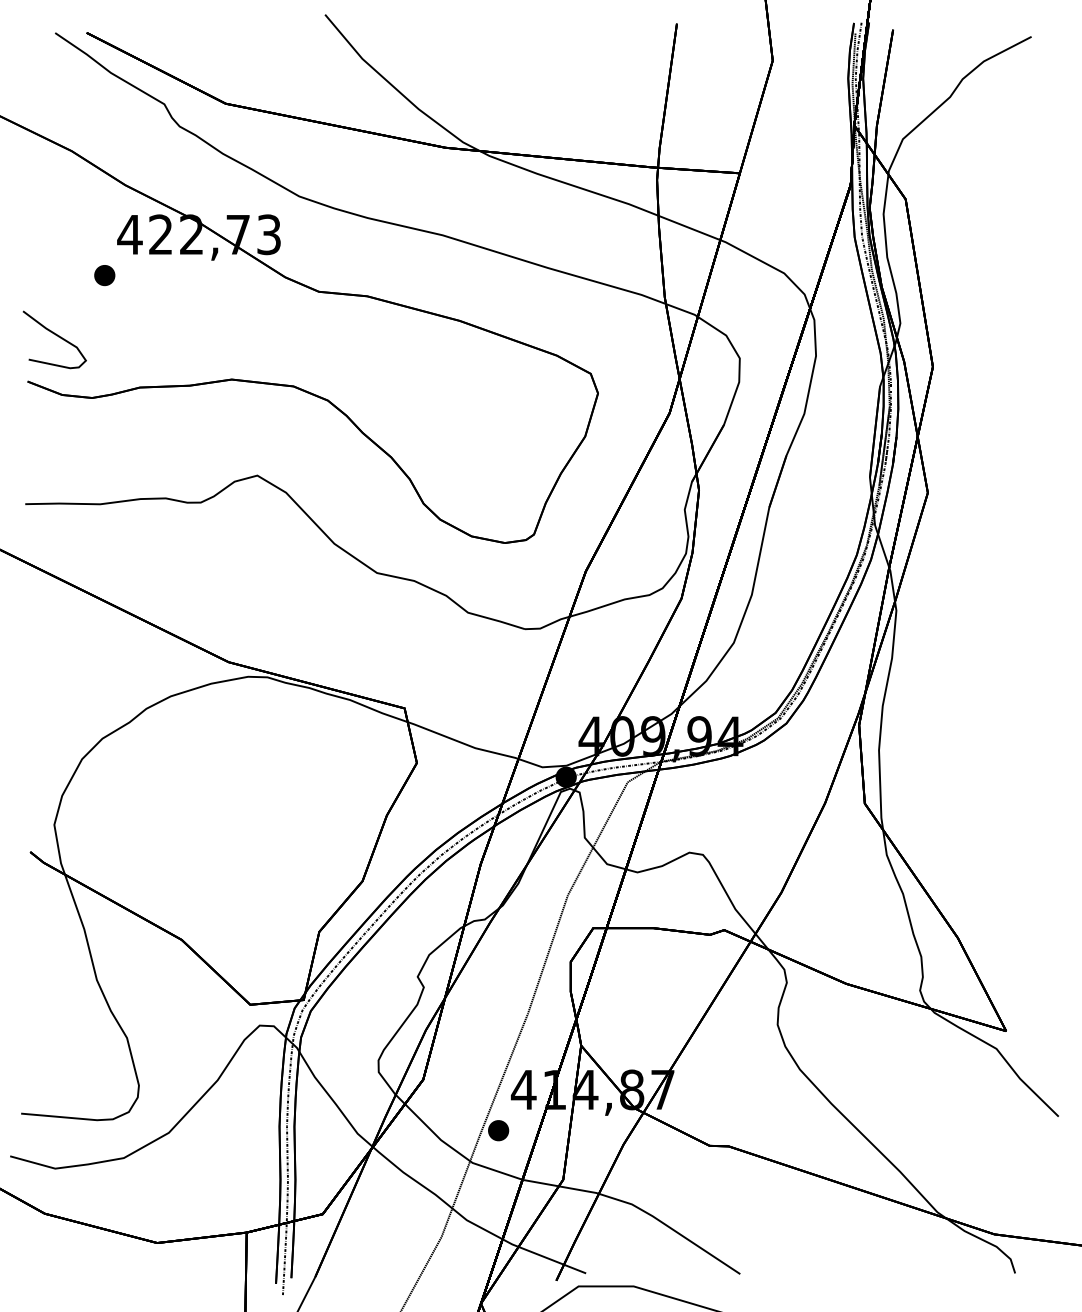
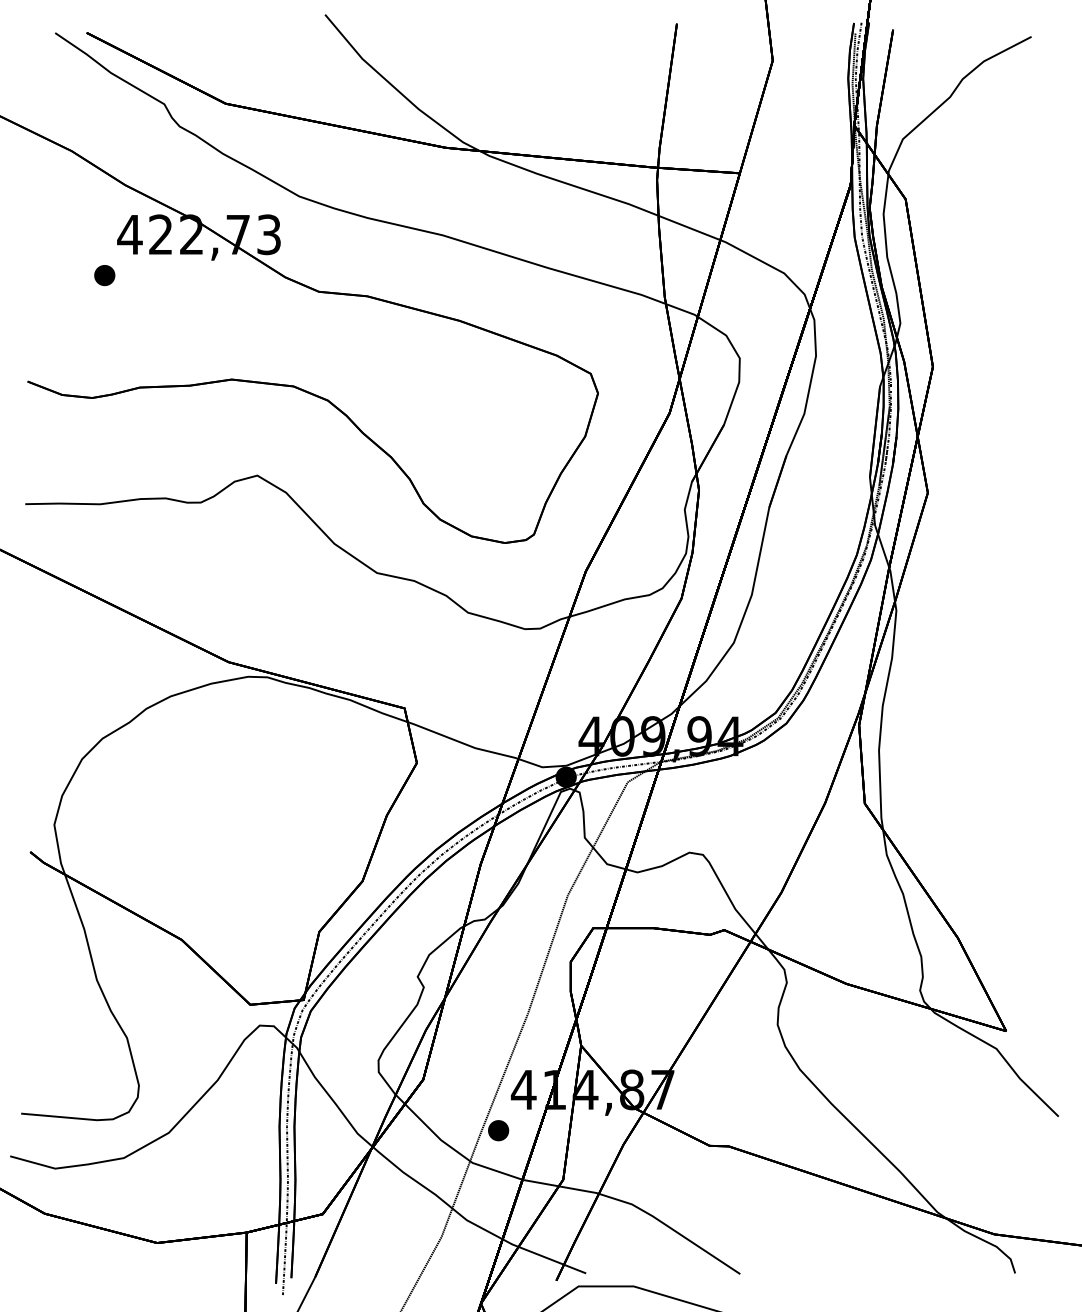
curve: present -> none (55, 335)
